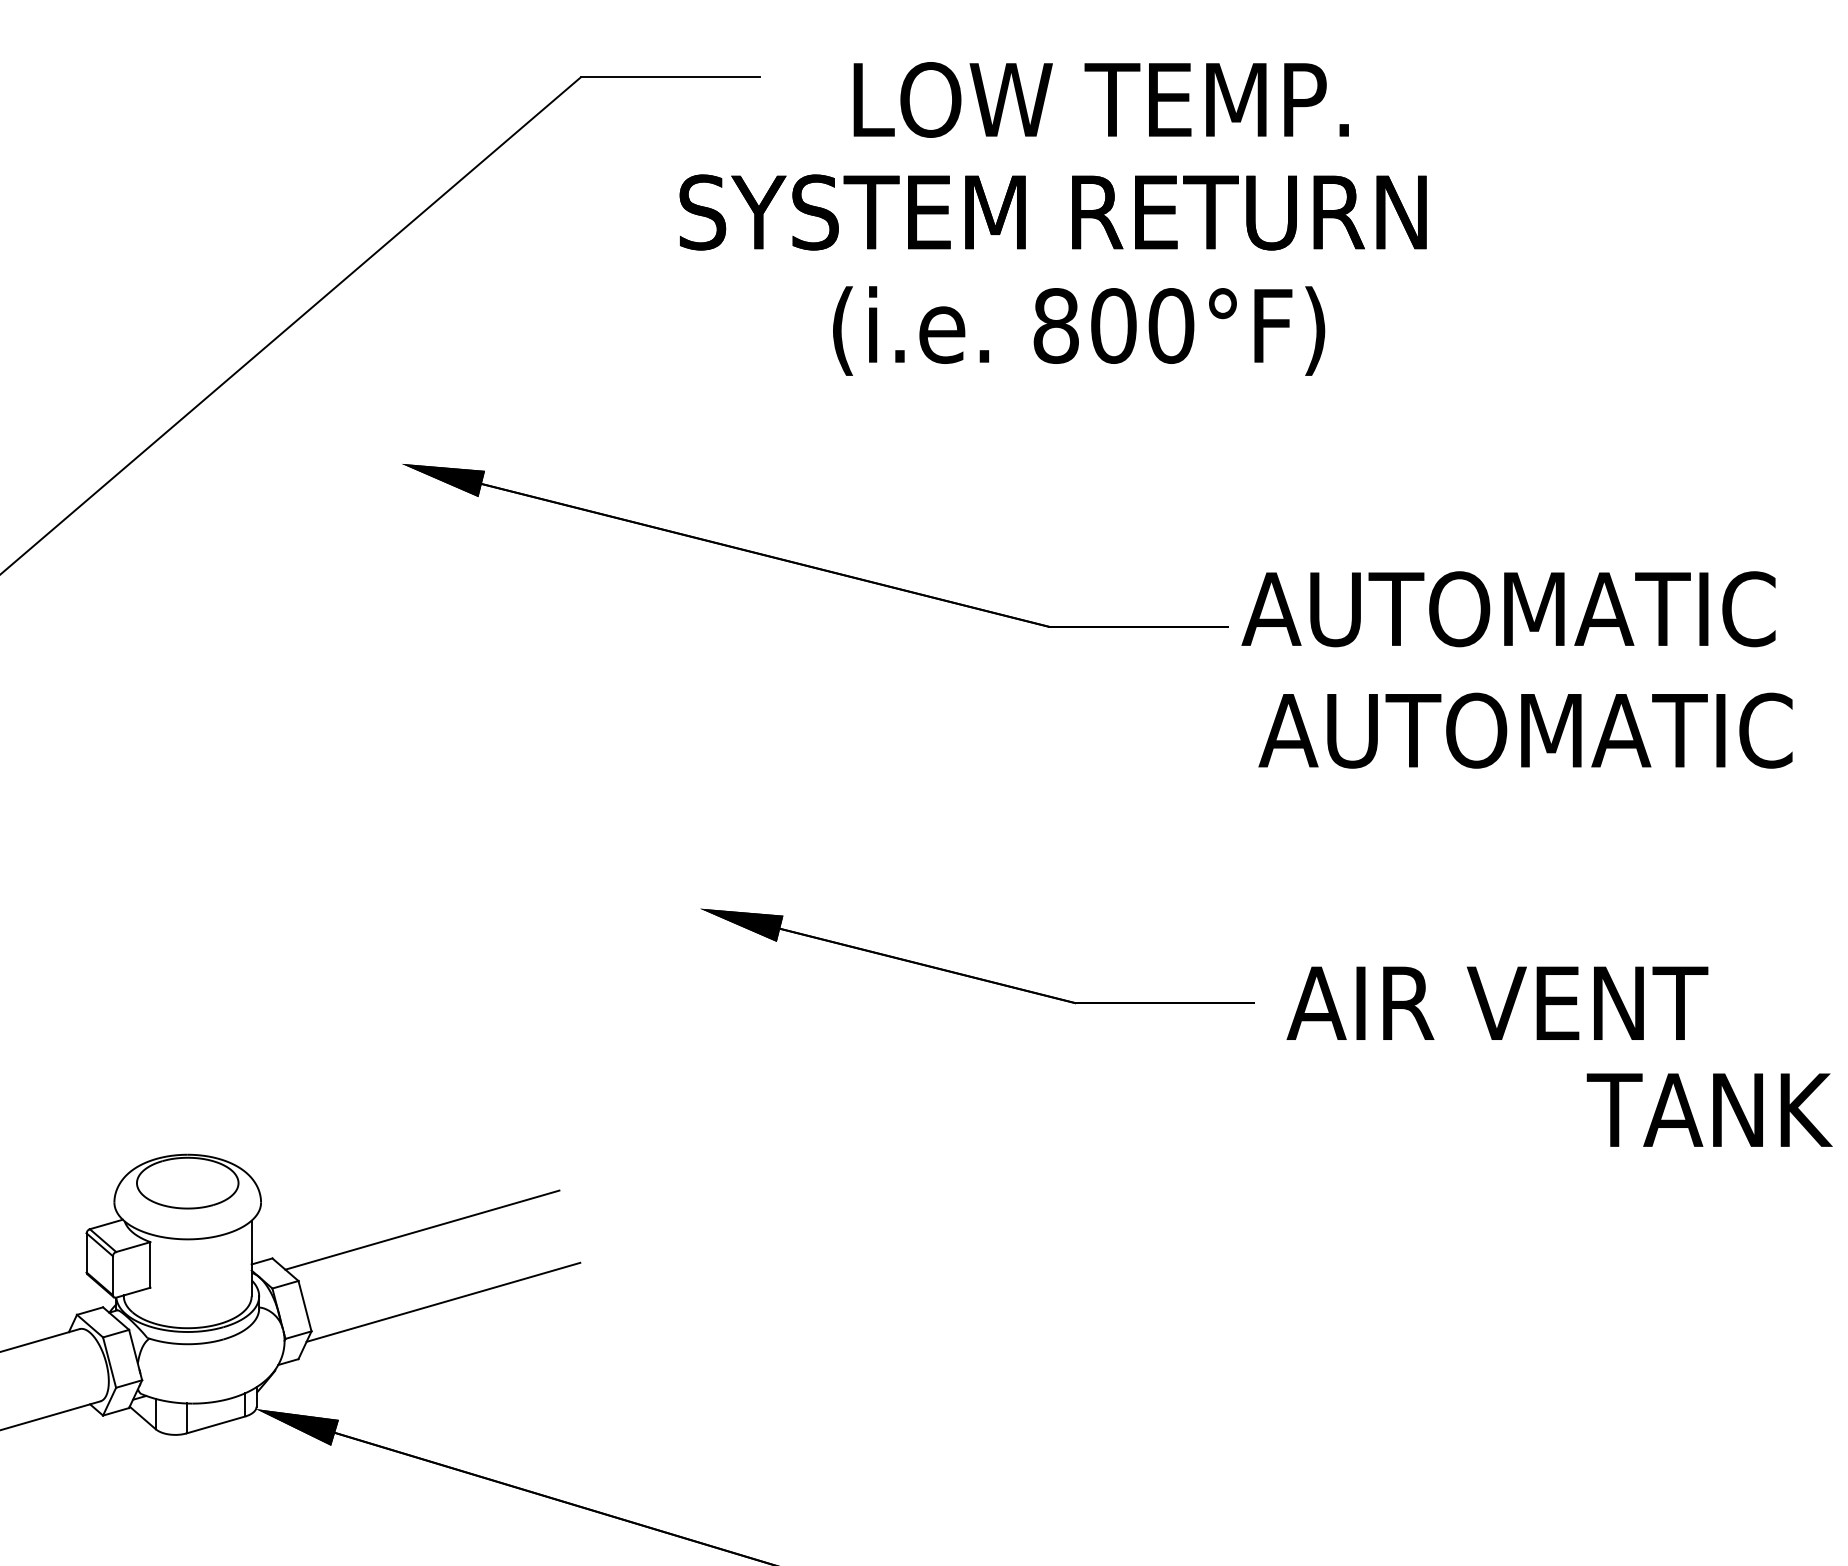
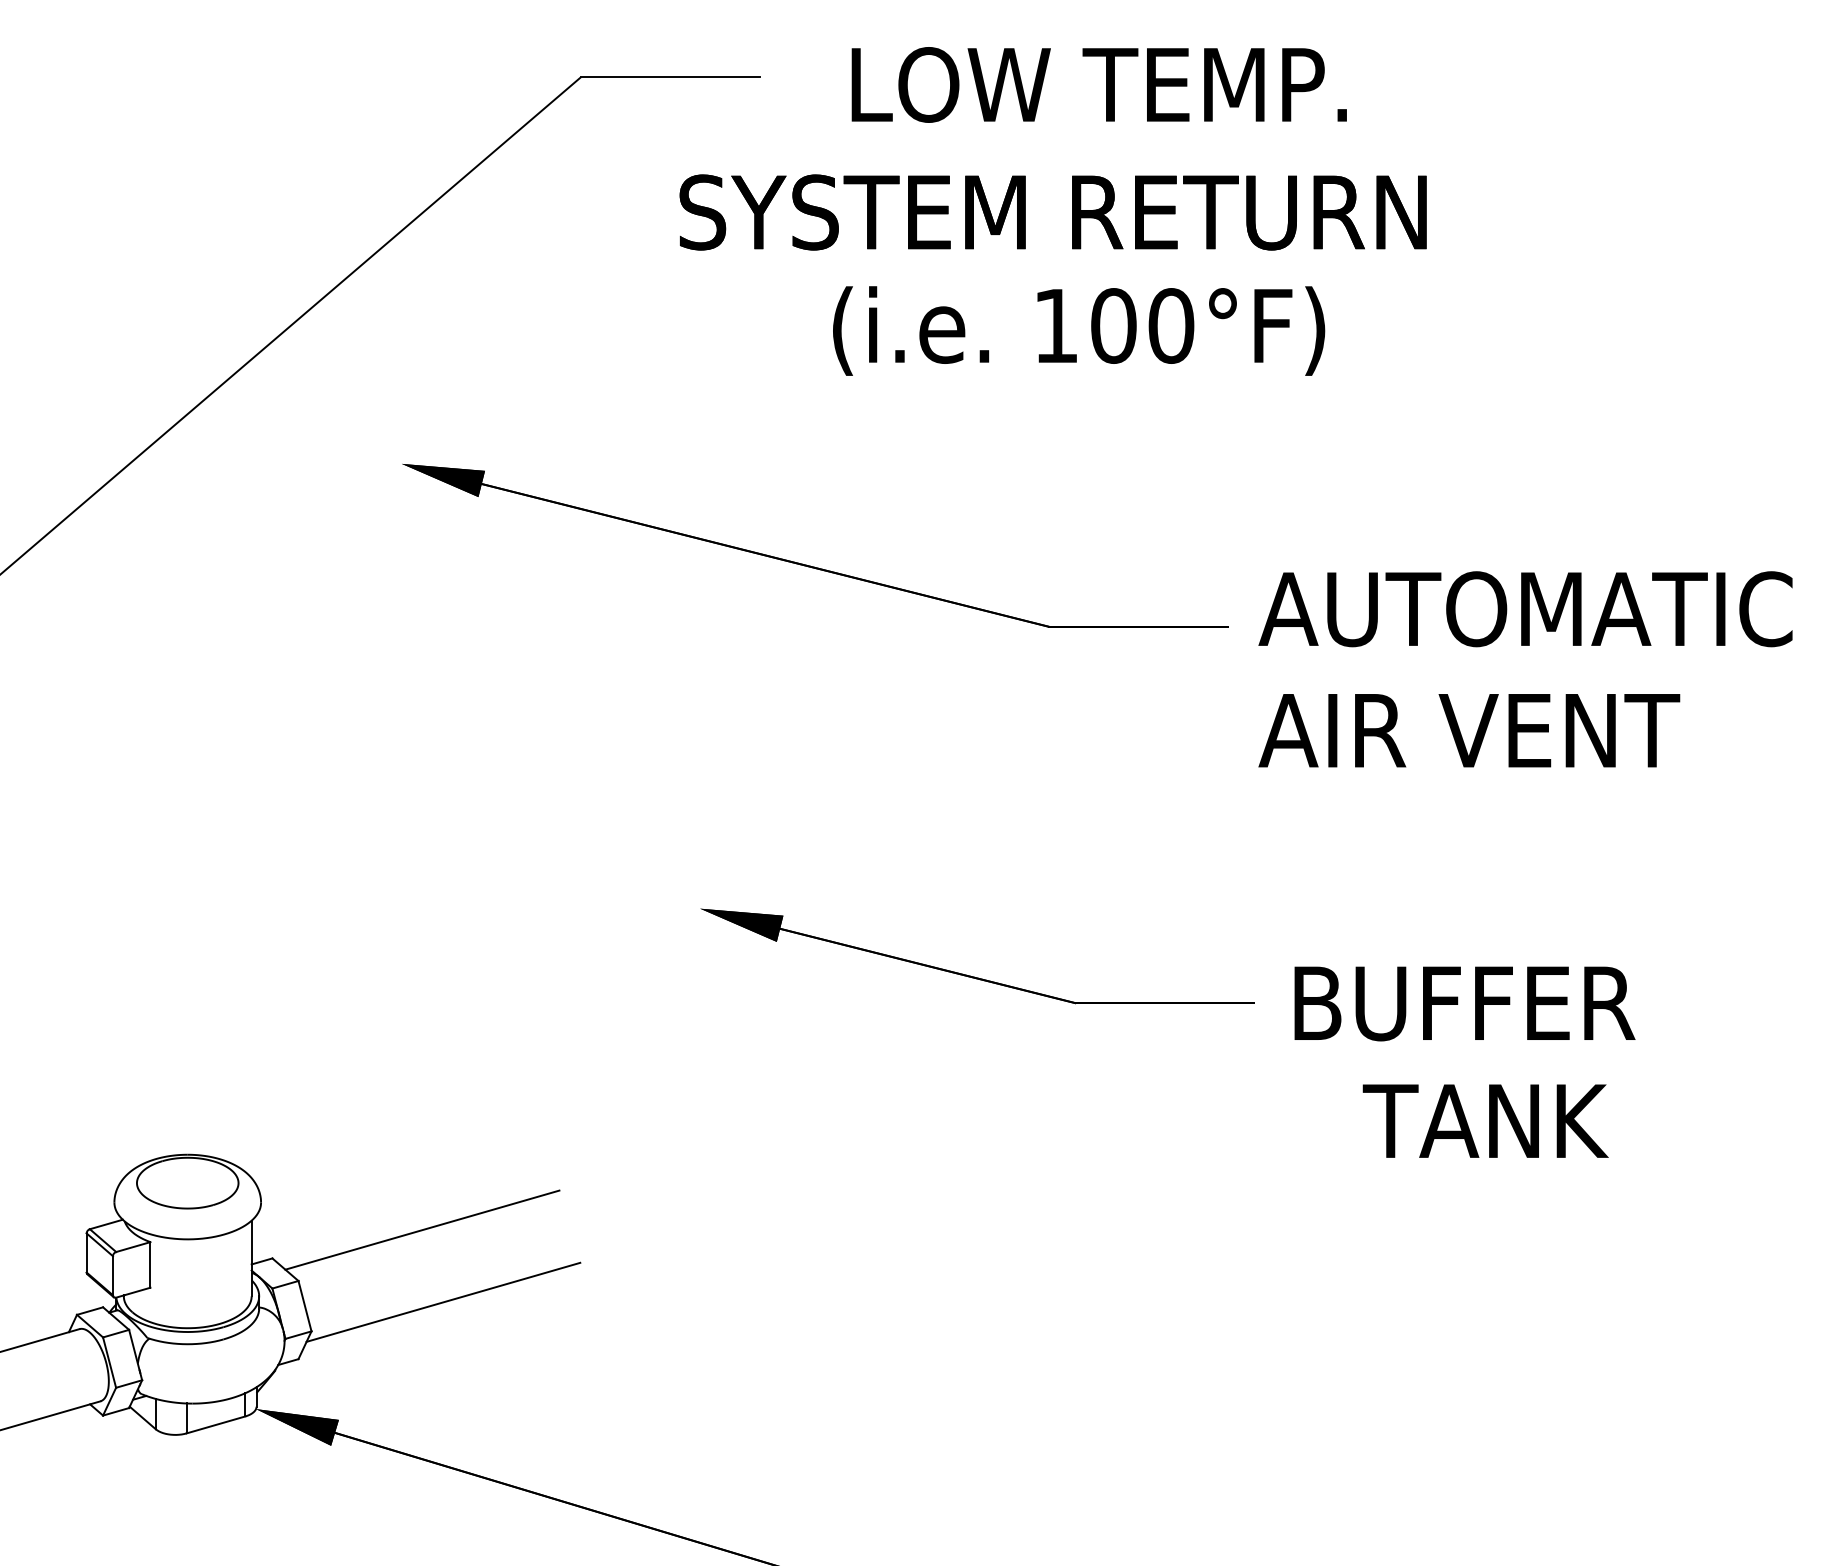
text position: (1100, 99) -> (1098, 84) (1098, 84)
text: 800°F) -> 100°F) (1055, 325)
text position: (1508, 609) -> (1525, 609) (1525, 609)
text: AUTOMATIC -> AIR VENT (1559, 730)
text: AIR VENT -> BUFFER (1497, 1003)
text position: (1709, 1109) -> (1485, 1120) (1485, 1120)
